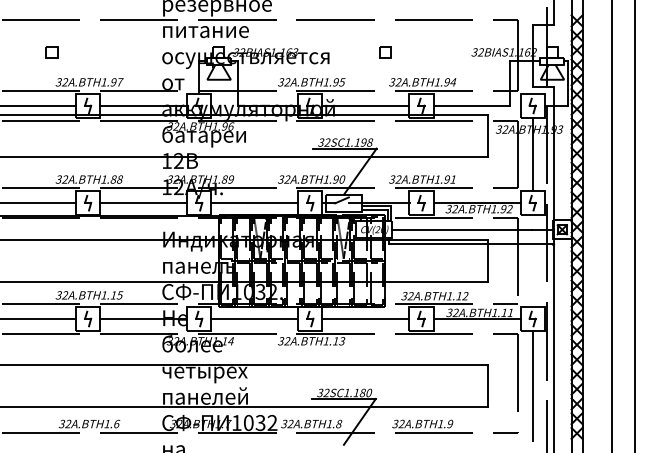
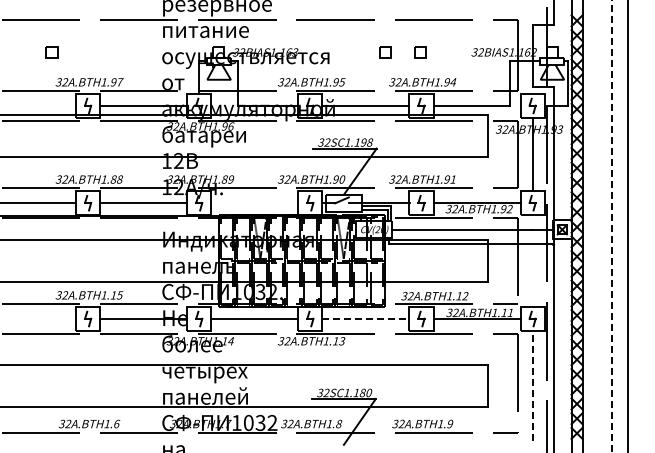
part: none -> present (420, 52)
line: present -> none (39, 105)
line: present -> none (254, 203)
line position: (635, 225) -> (628, 225) (628, 225)
line: solid -> dashed (612, 226)
line: present -> none (39, 318)
line: solid -> dashed (366, 318)
line: solid -> dashed (532, 385)
